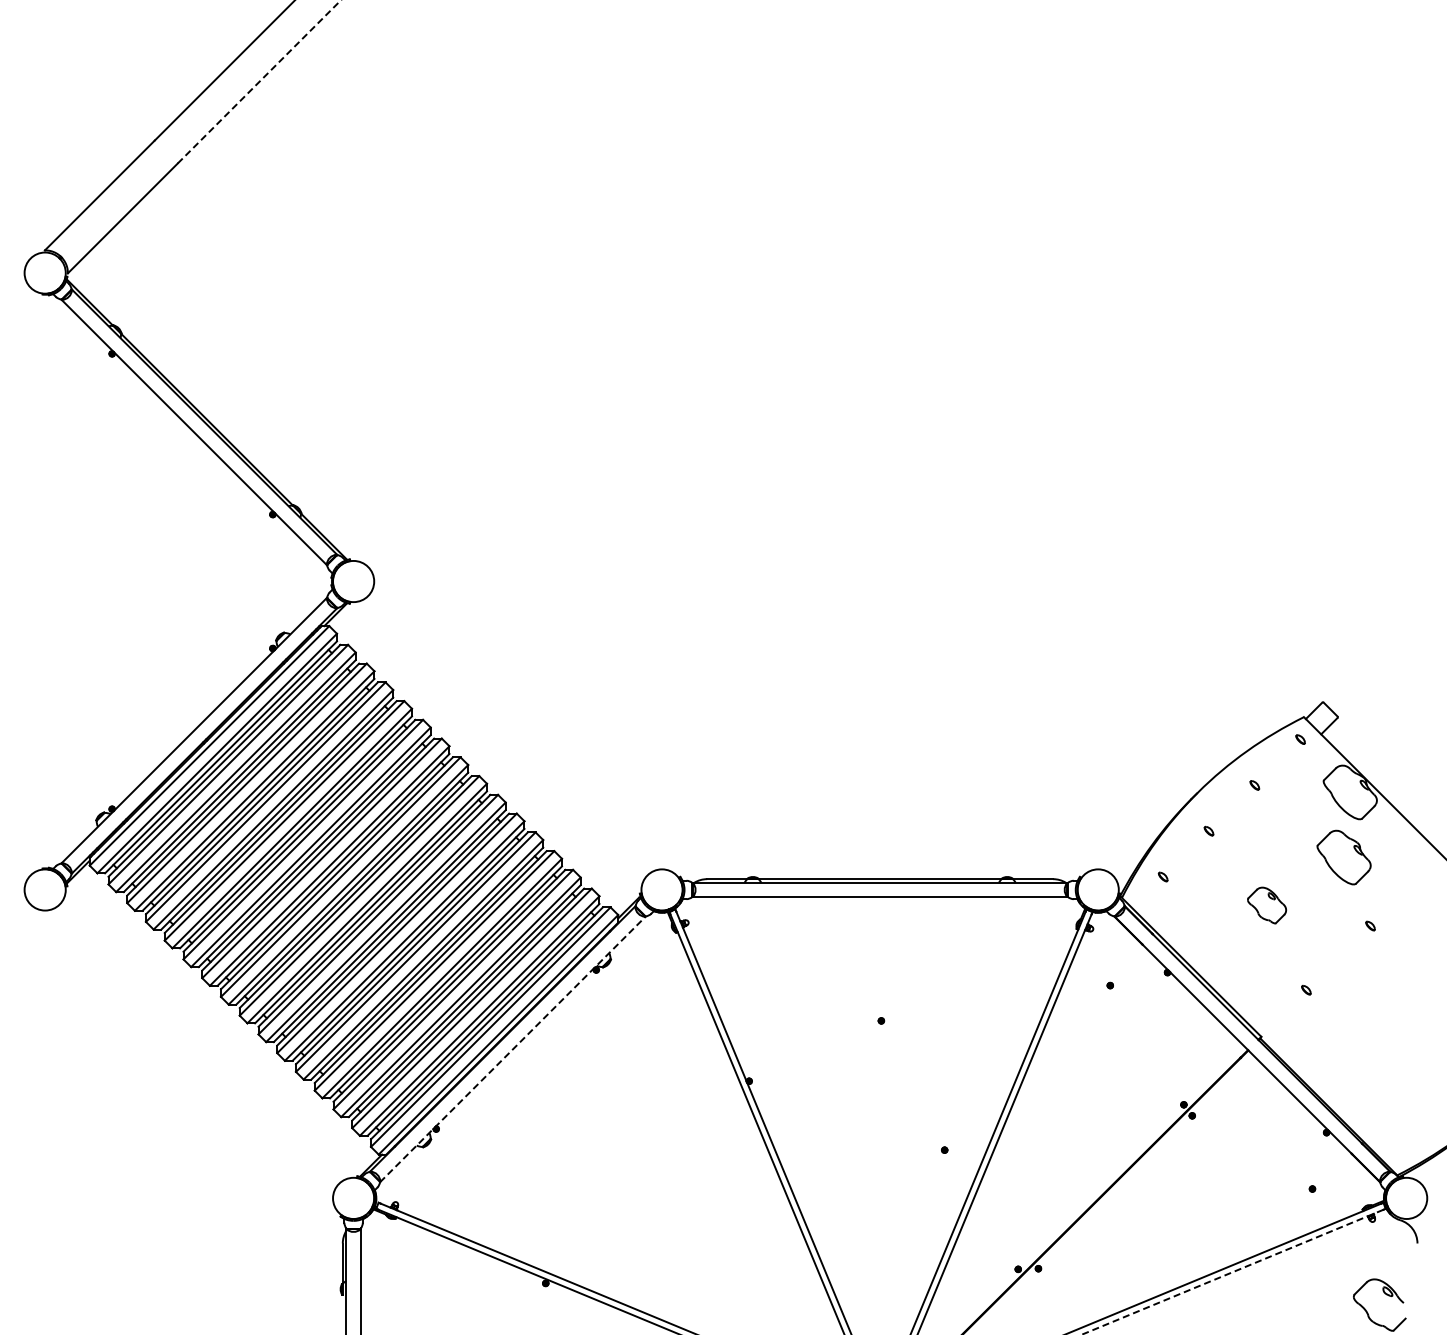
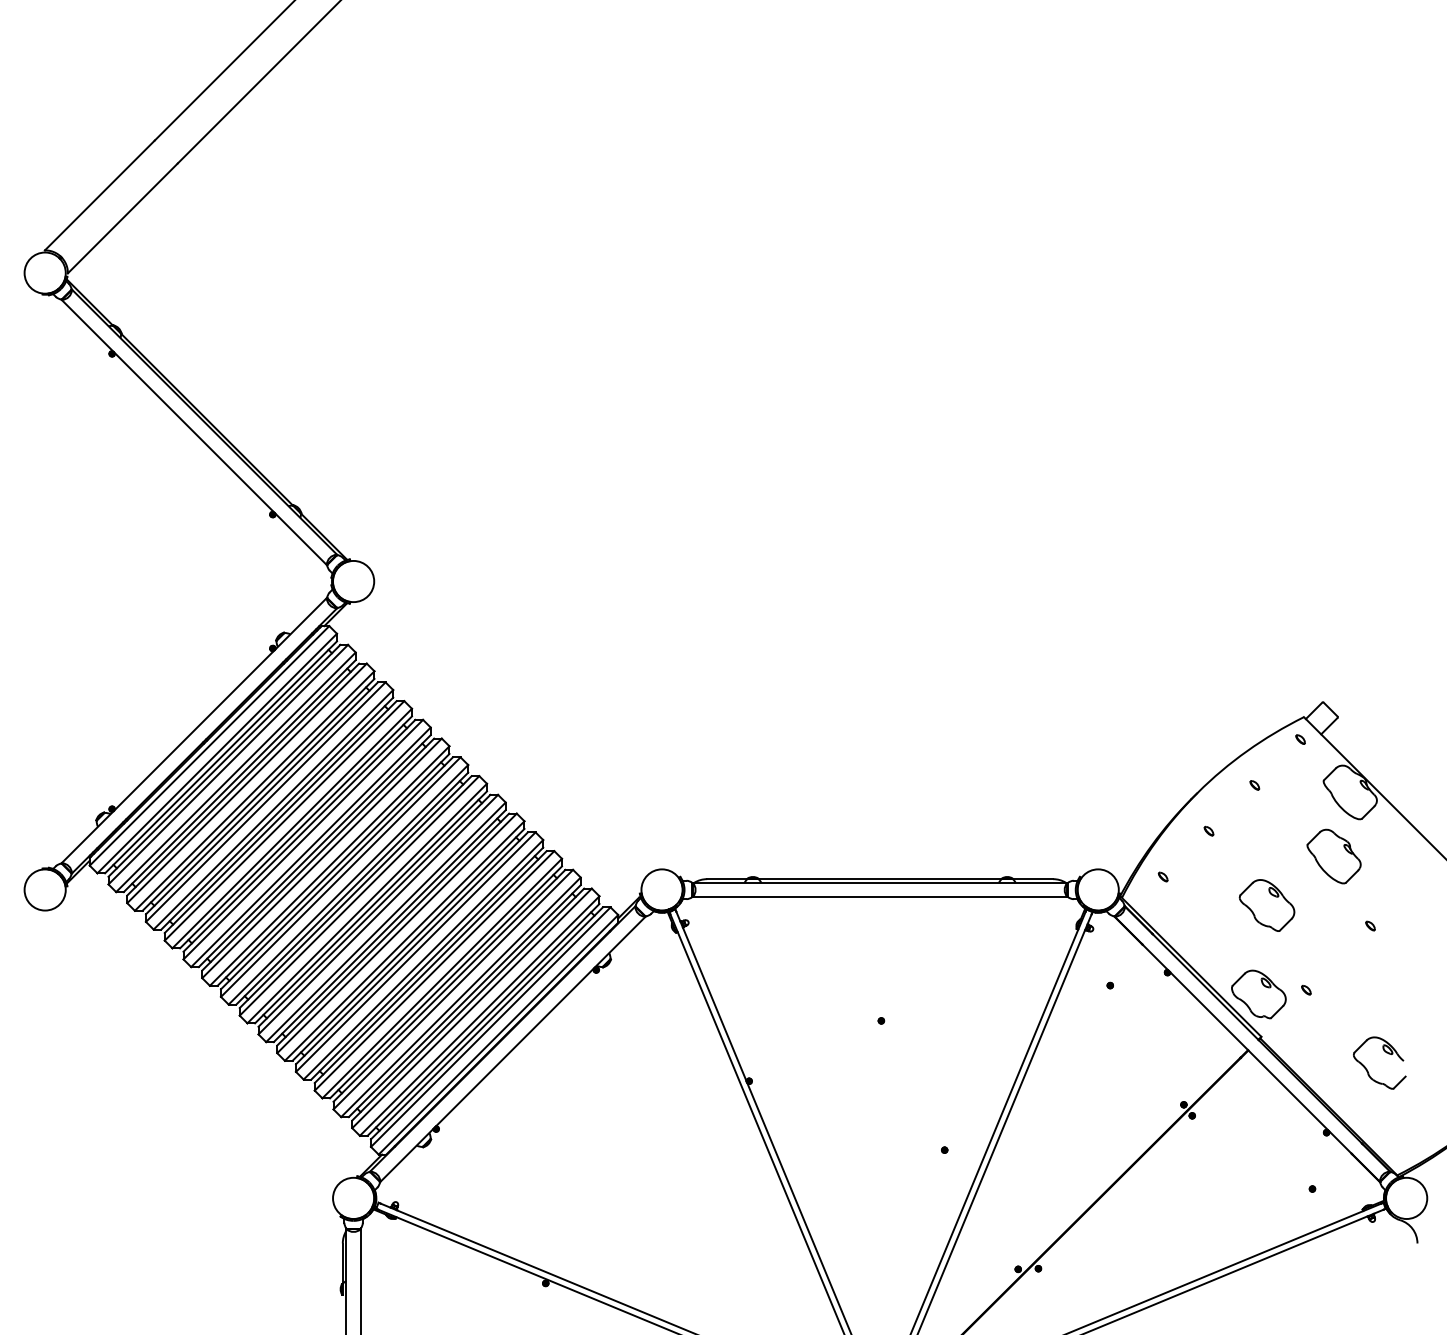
line: dashed -> solid (259, 81)
part position: (1343, 857) -> (1333, 856) (1333, 856)
part size: 41x39 px -> 58x53 px (1266, 905)
part: none -> present (1258, 994)
line: dashed -> solid (513, 1048)
line: dashed -> solid (1232, 1272)
part position: (1386, 1295) -> (1386, 1053) (1386, 1053)
